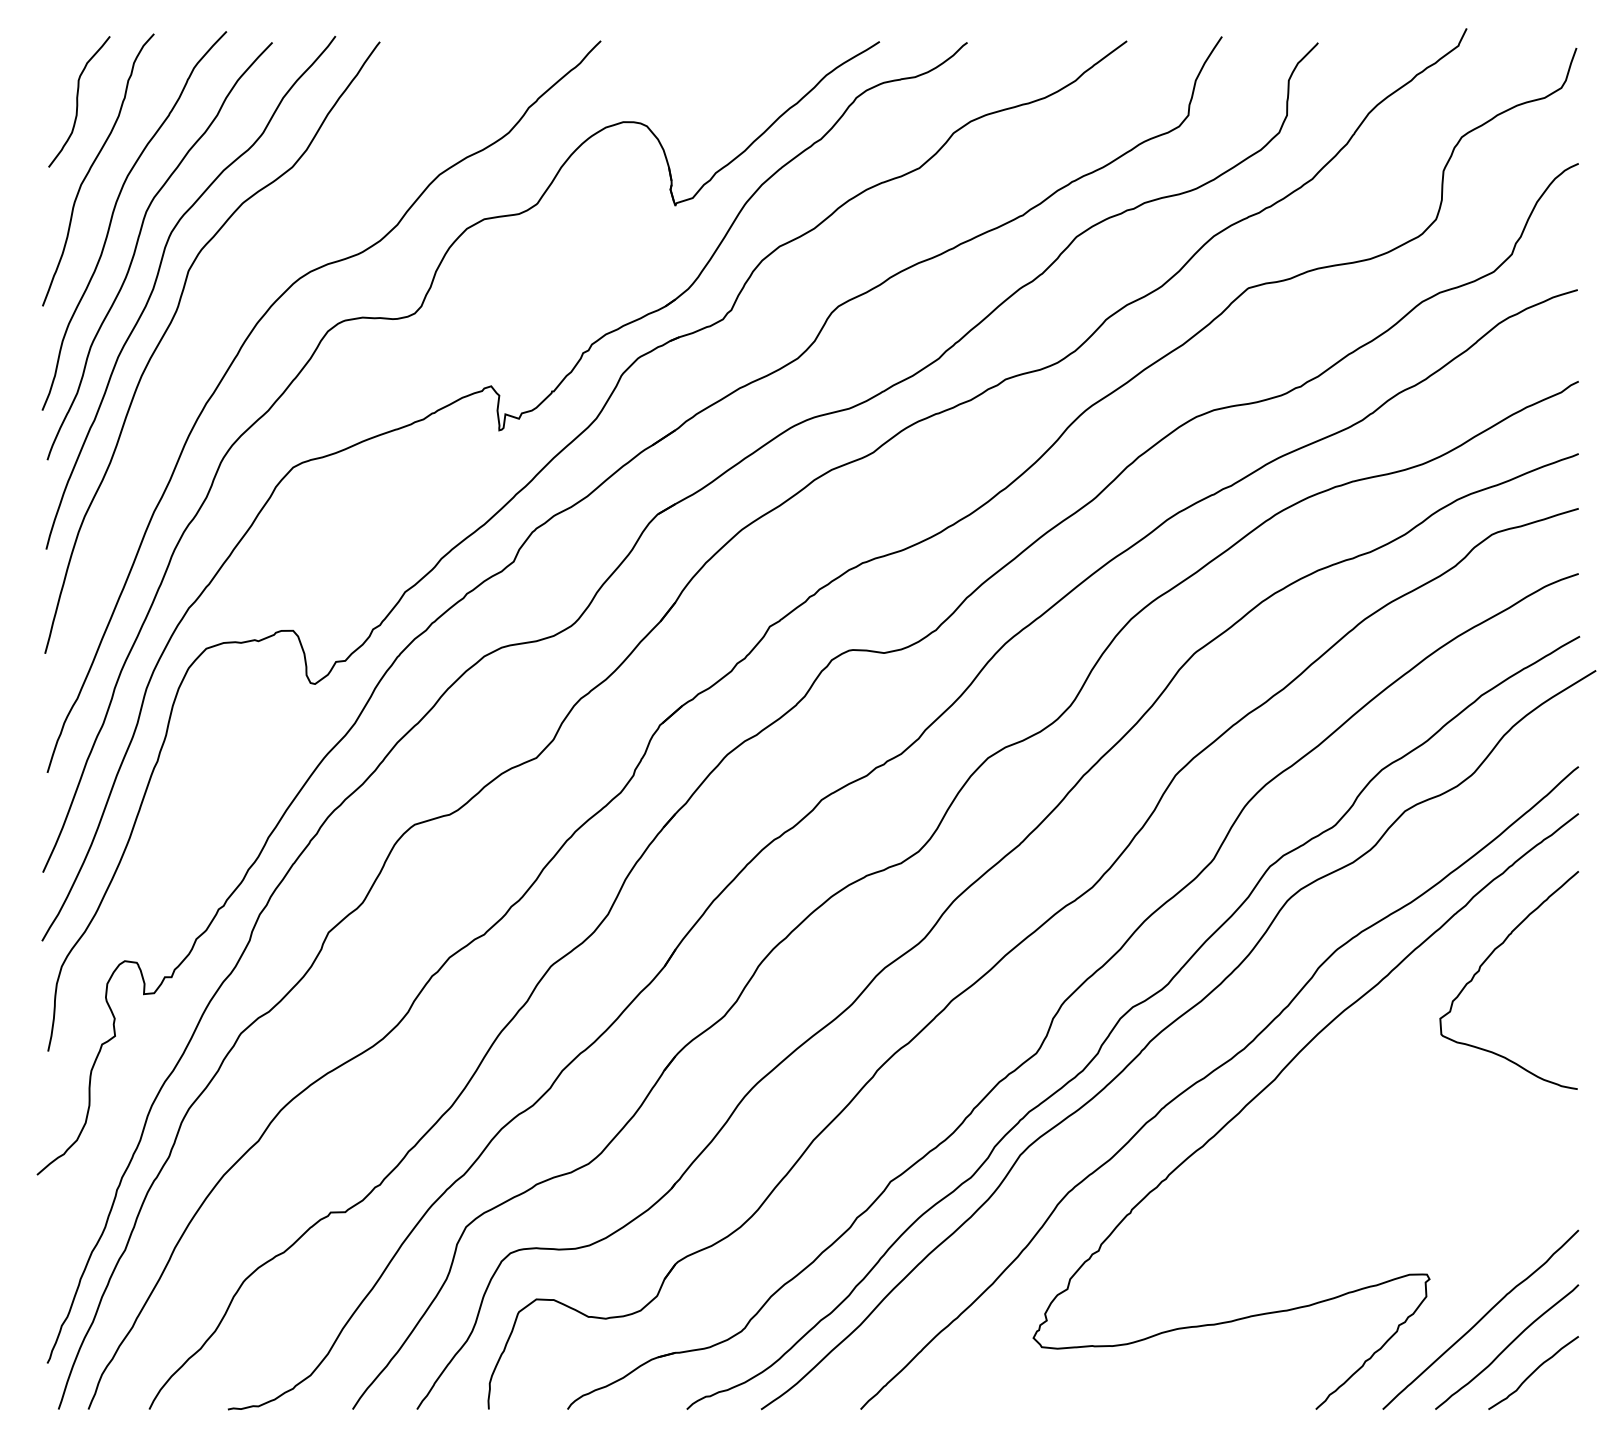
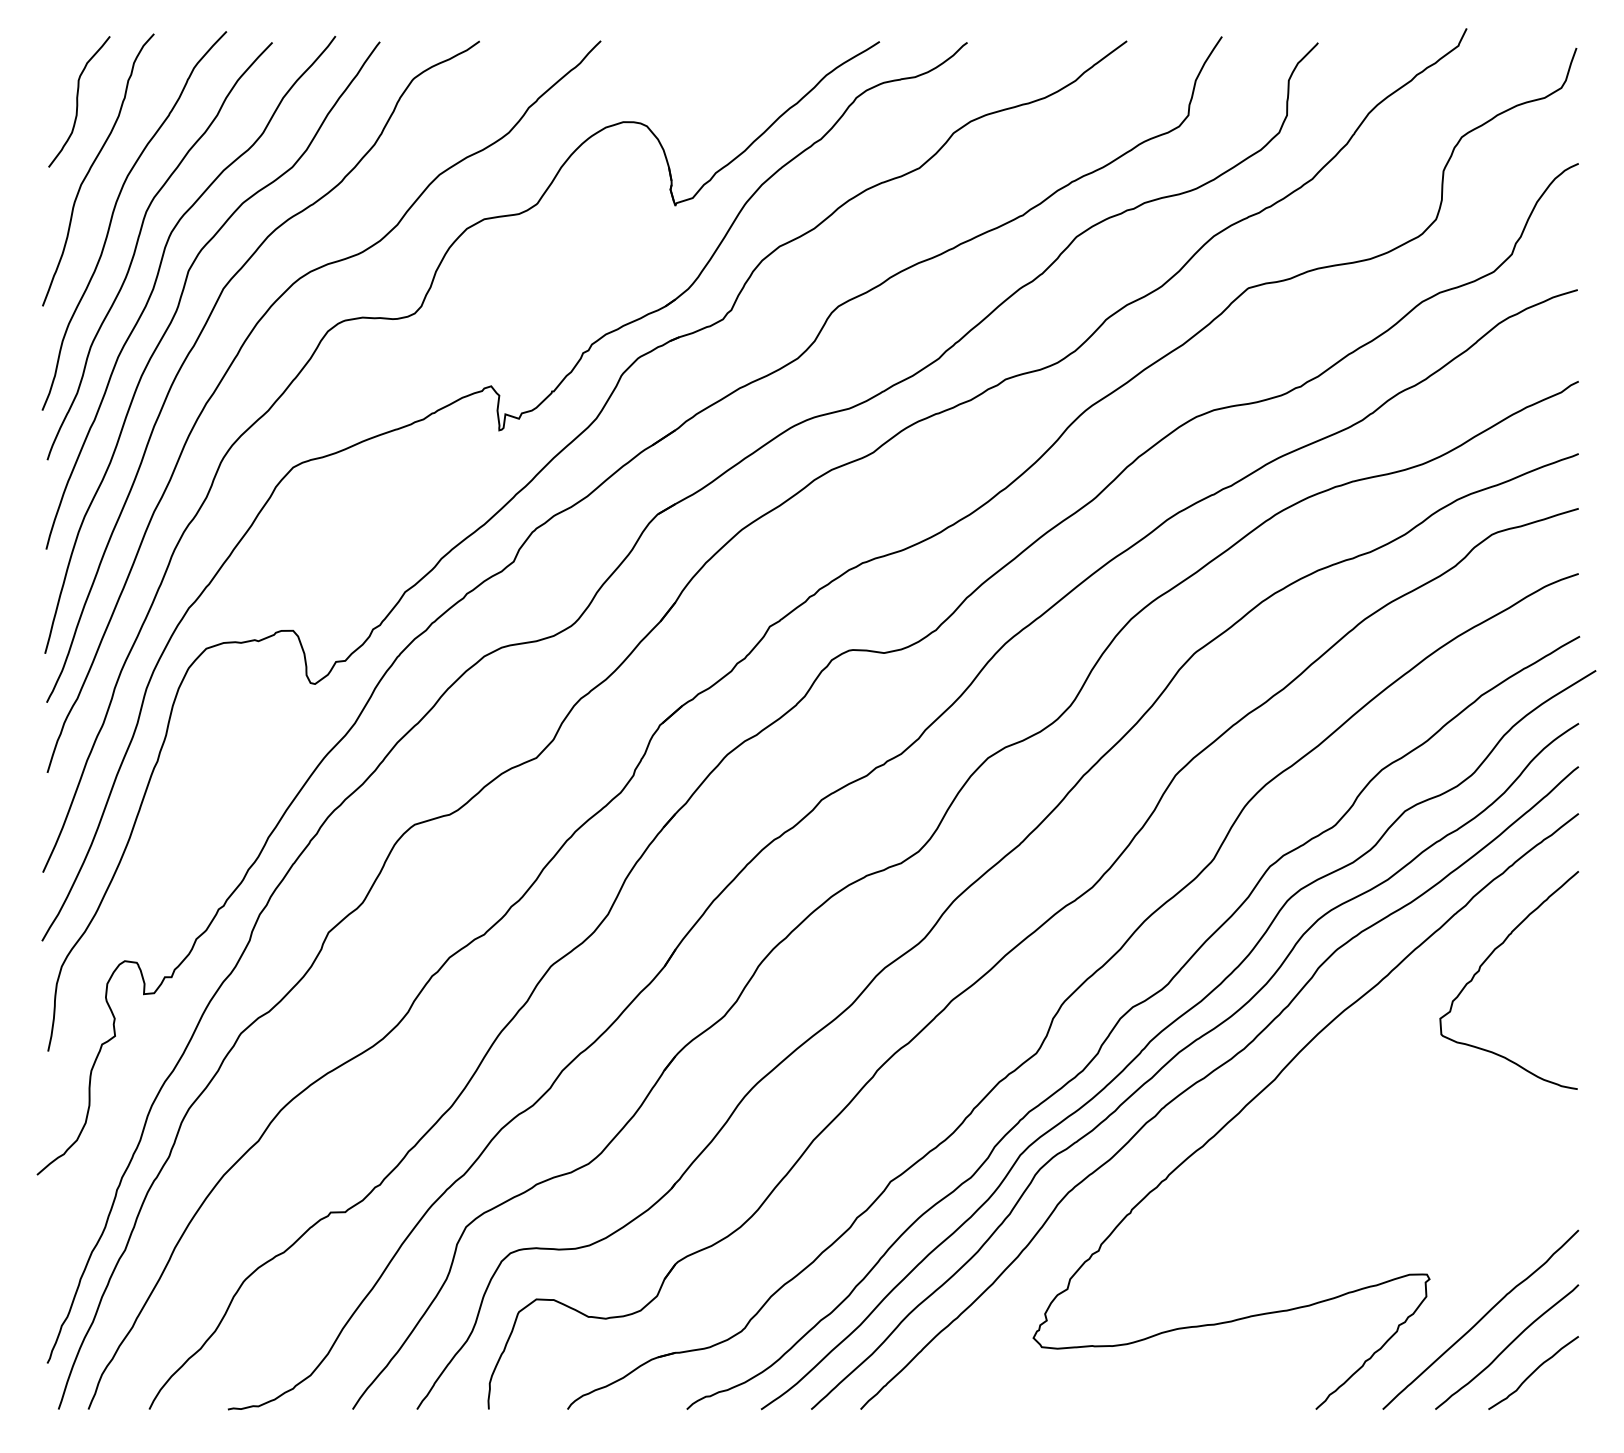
curve: none -> present (201, 334)
curve: none -> present (1185, 1049)
